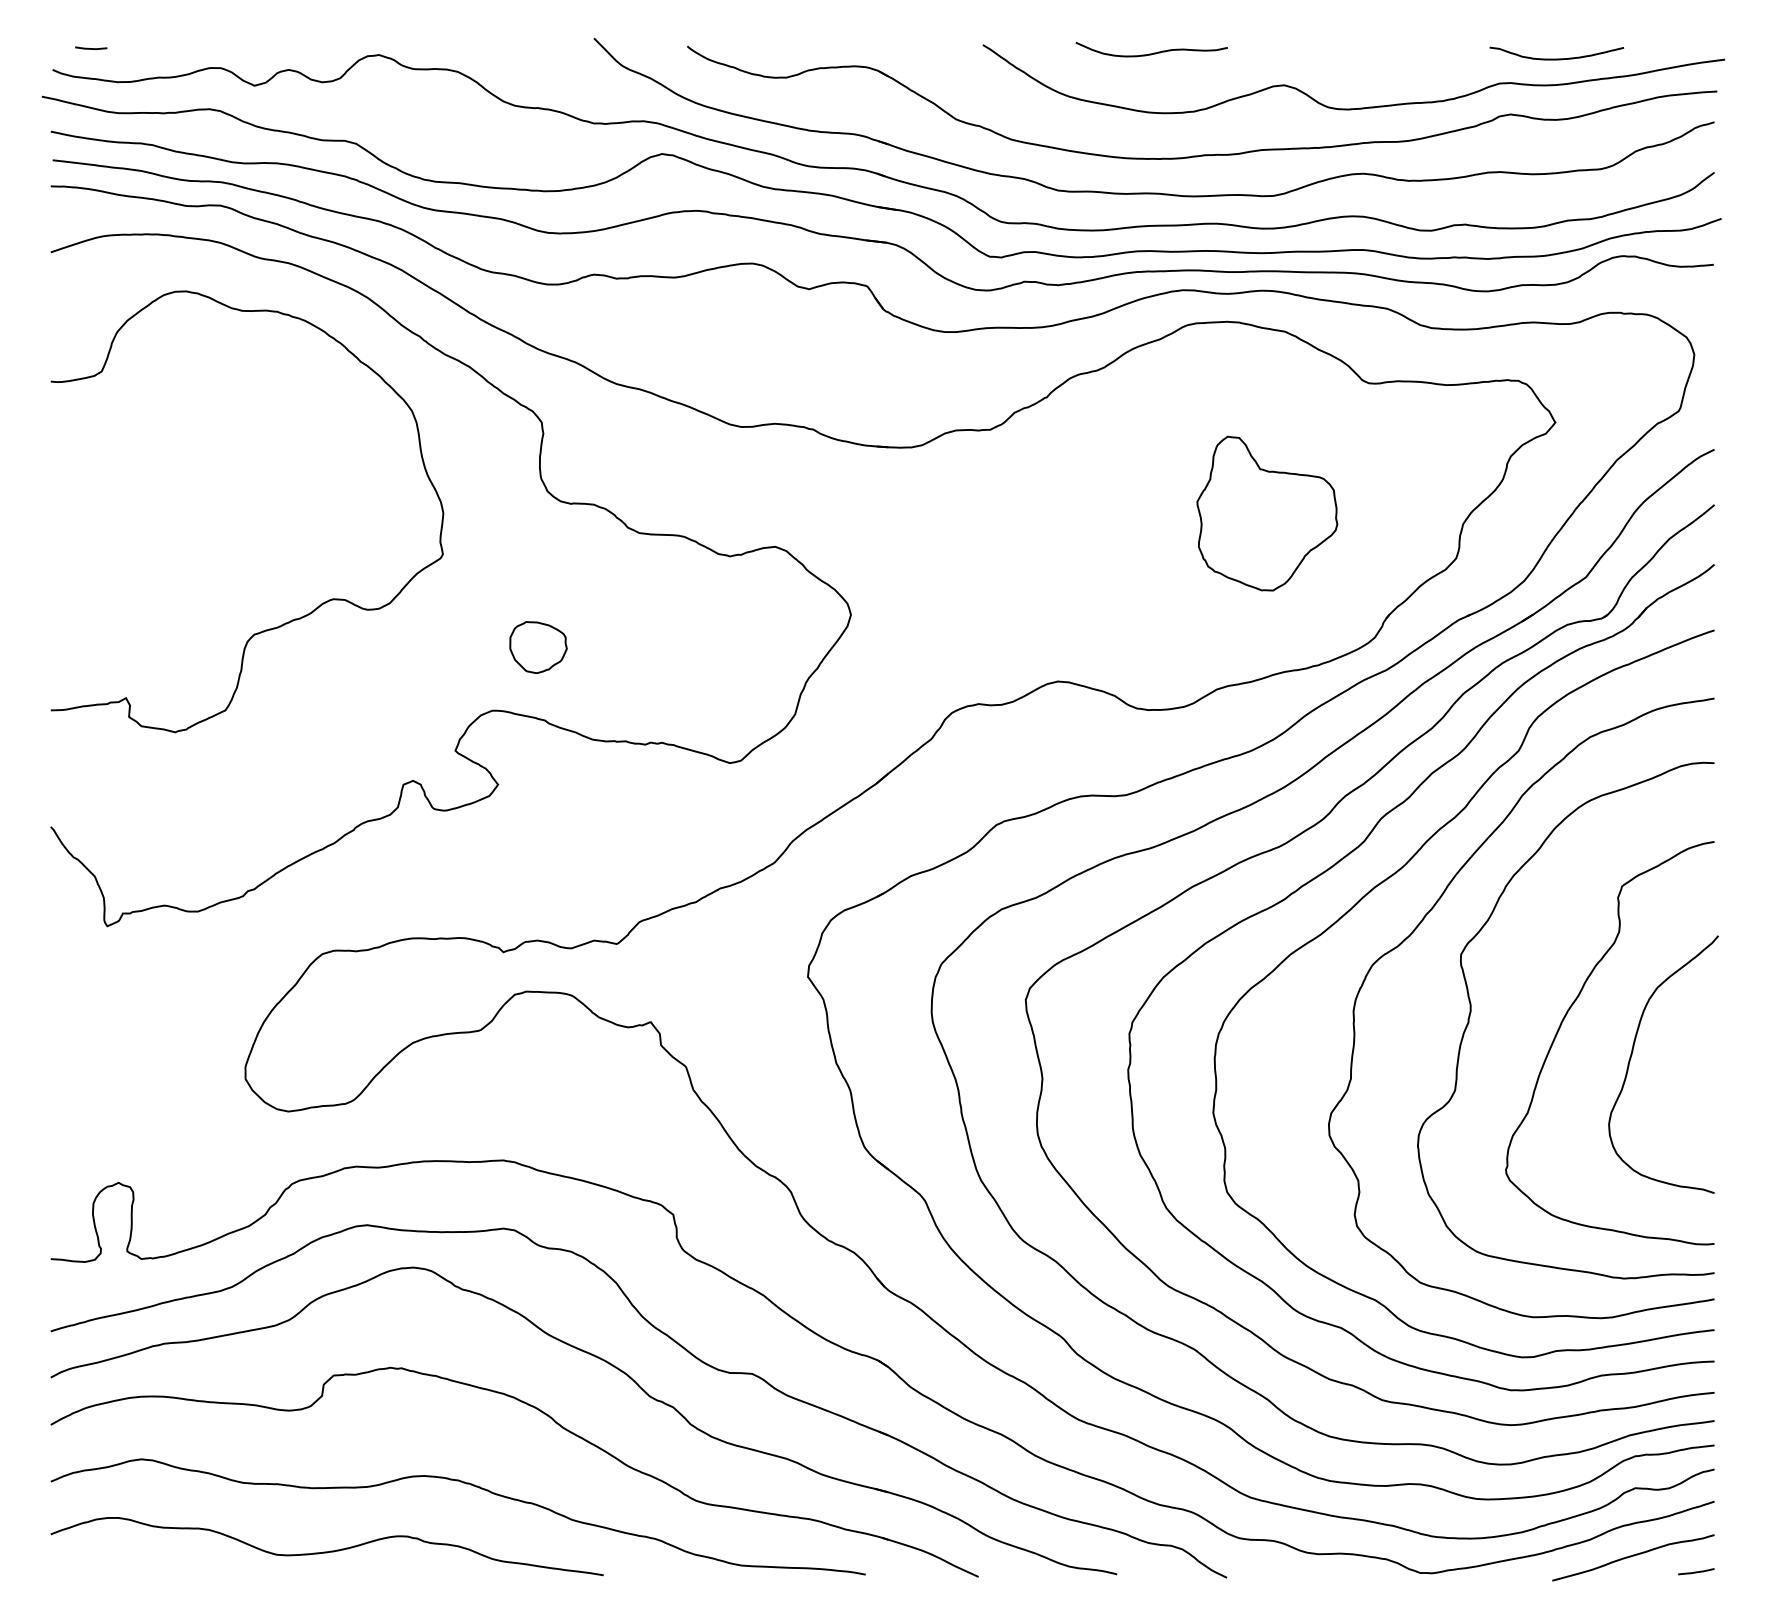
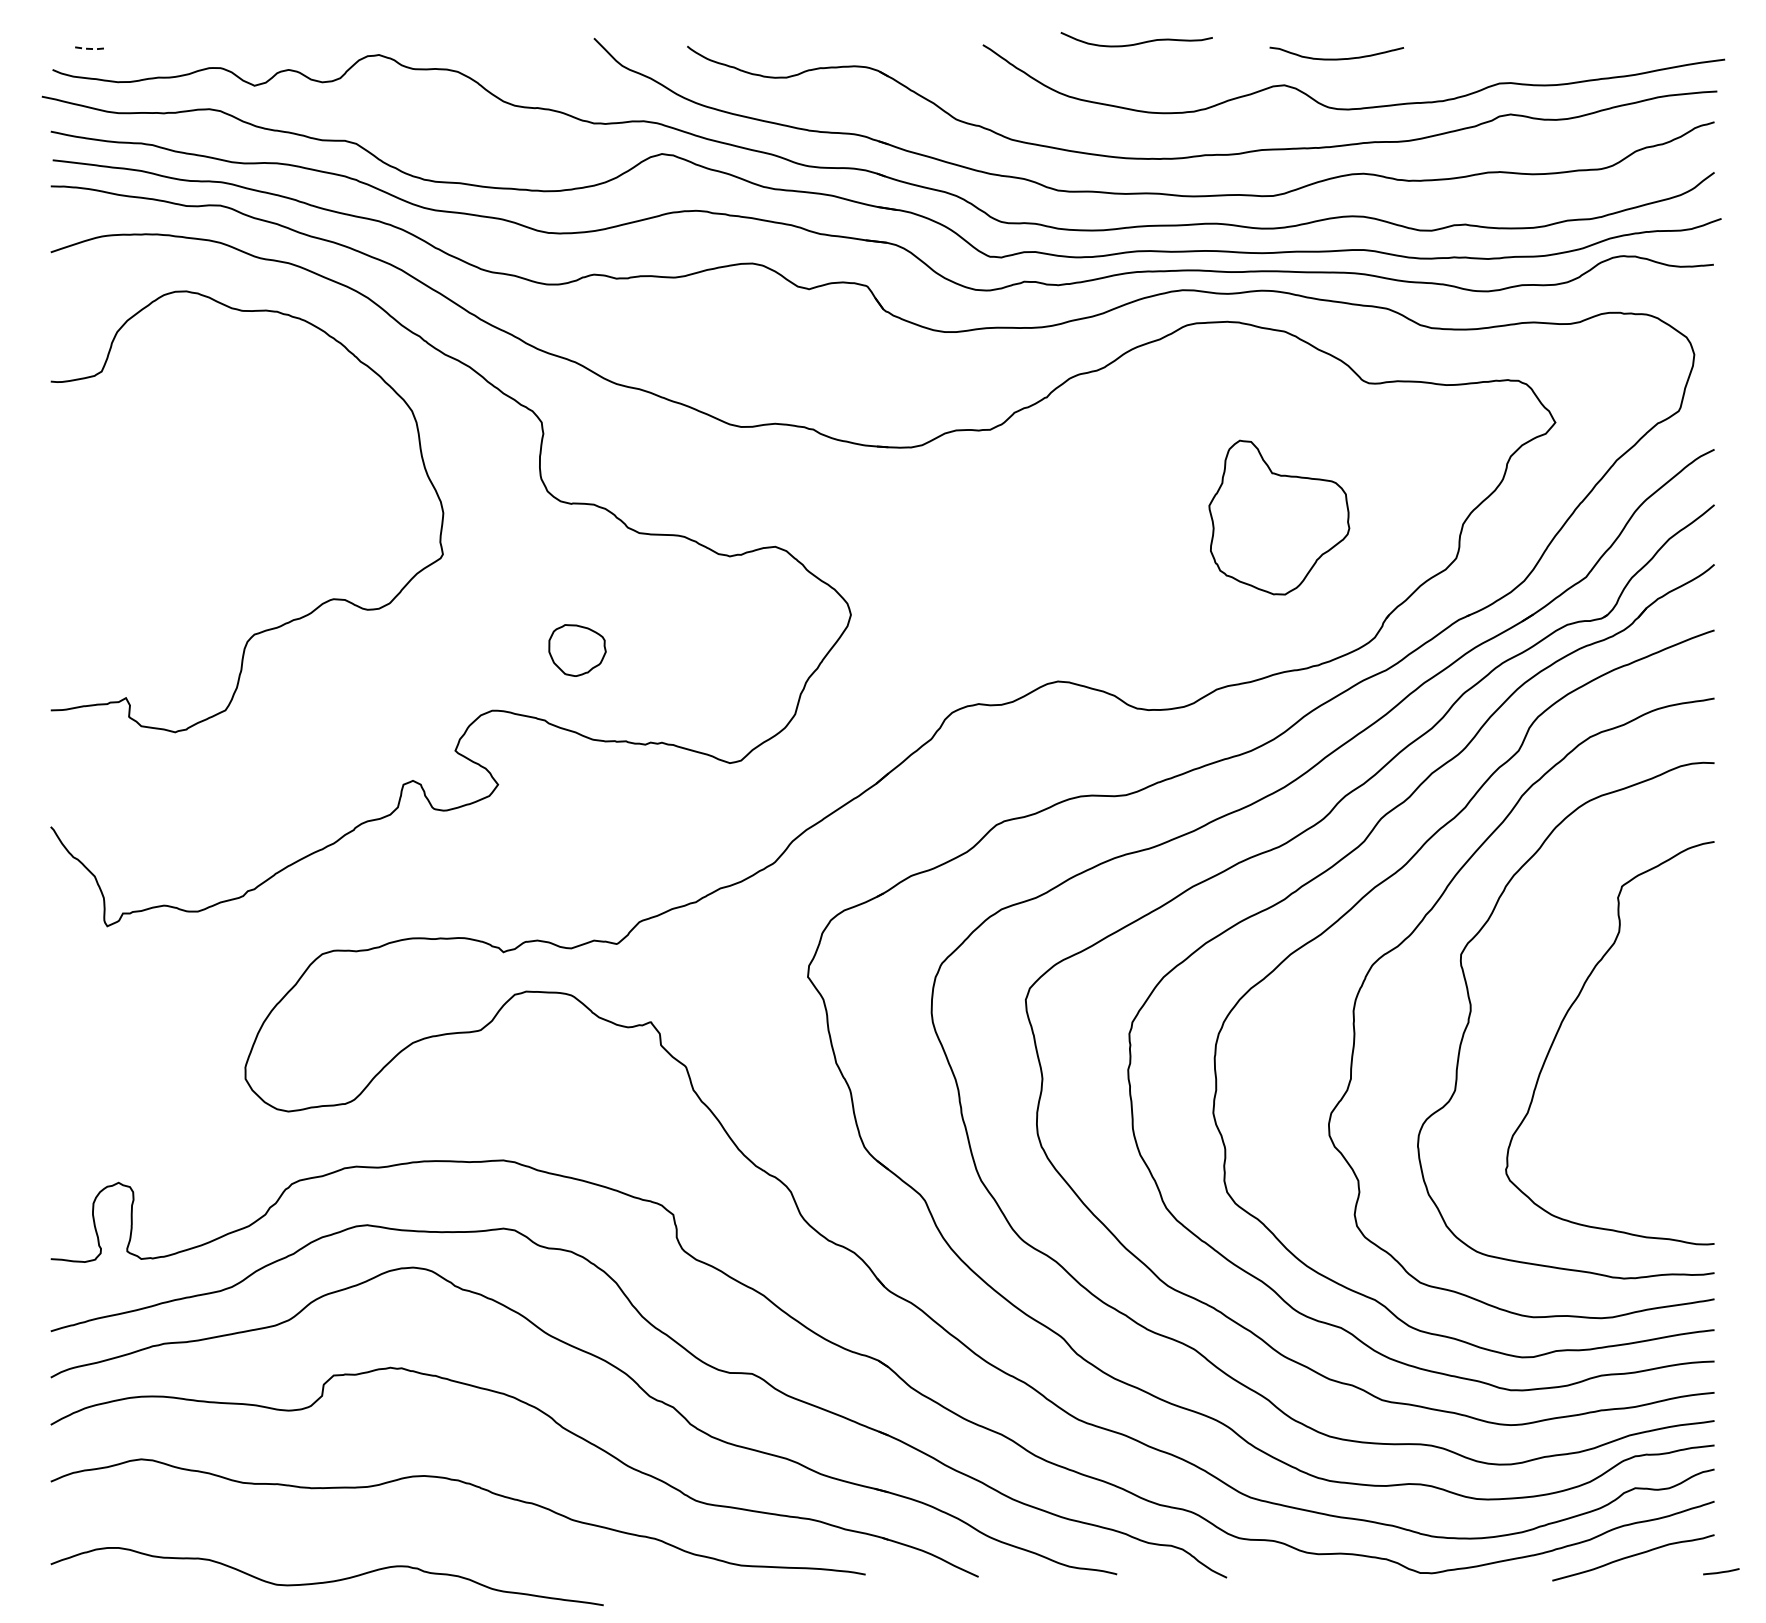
line: solid -> dashed (91, 48)
curve position: (1153, 52) -> (1138, 42) (1138, 42)
curve position: (1556, 58) -> (1336, 58) (1336, 58)
part position: (1267, 513) -> (1279, 517) (1279, 517)
part position: (538, 647) -> (577, 650) (577, 650)
curve: present -> none (1632, 1055)
curve position: (326, 1551) -> (326, 1581) (326, 1581)
line position: (1696, 1571) -> (1721, 1571) (1721, 1571)
